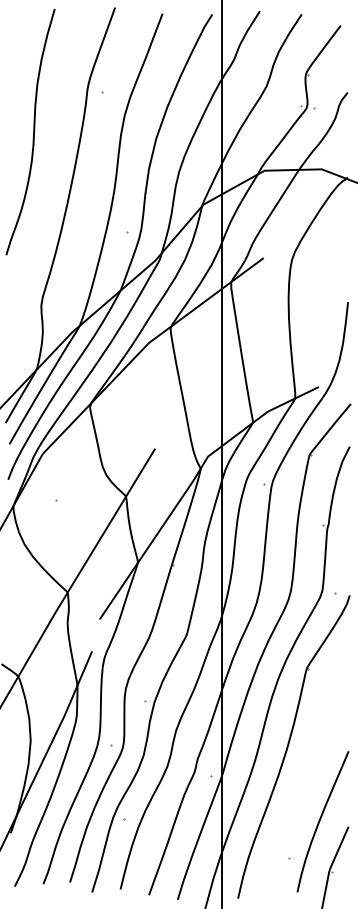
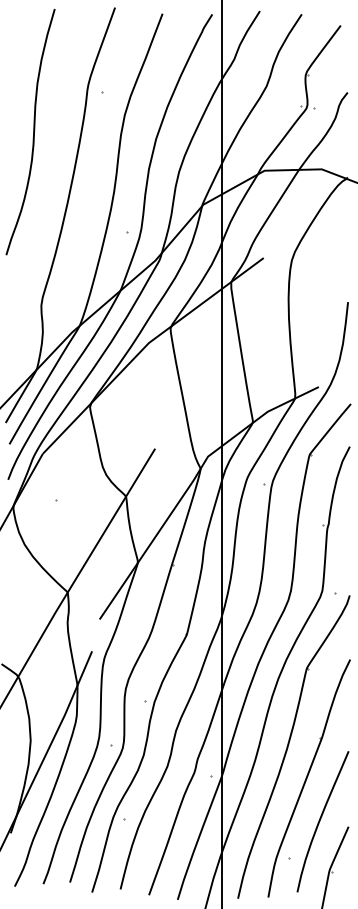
part: none -> present (308, 778)
